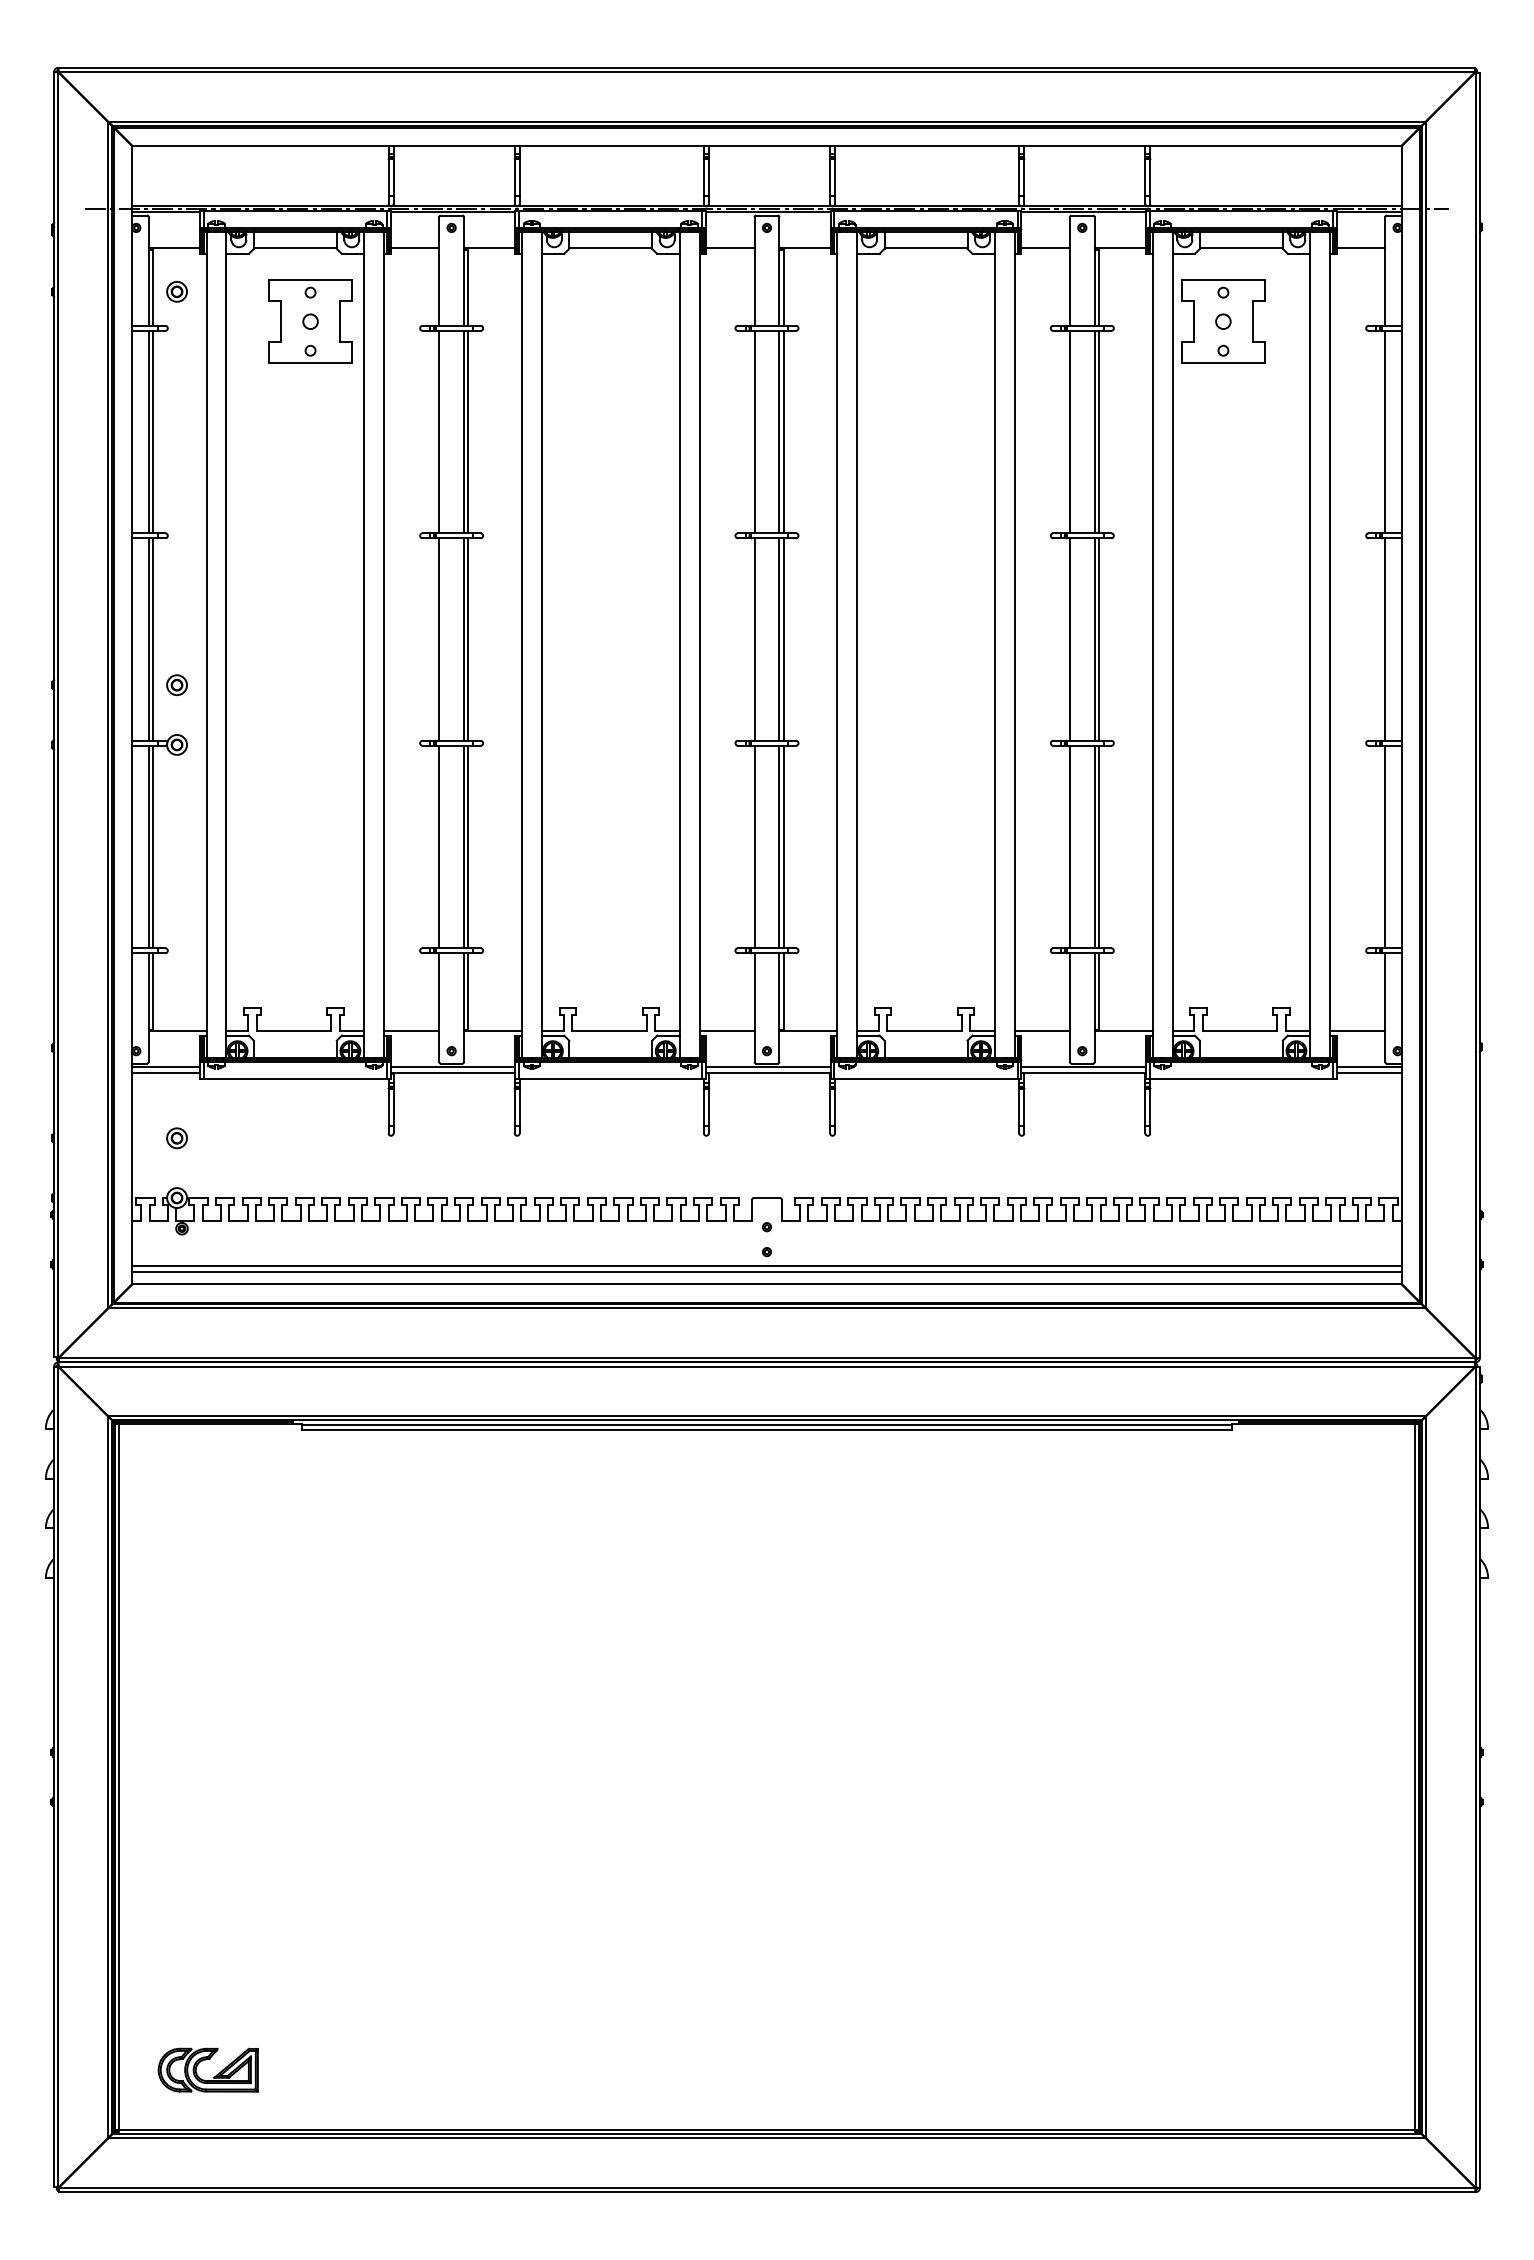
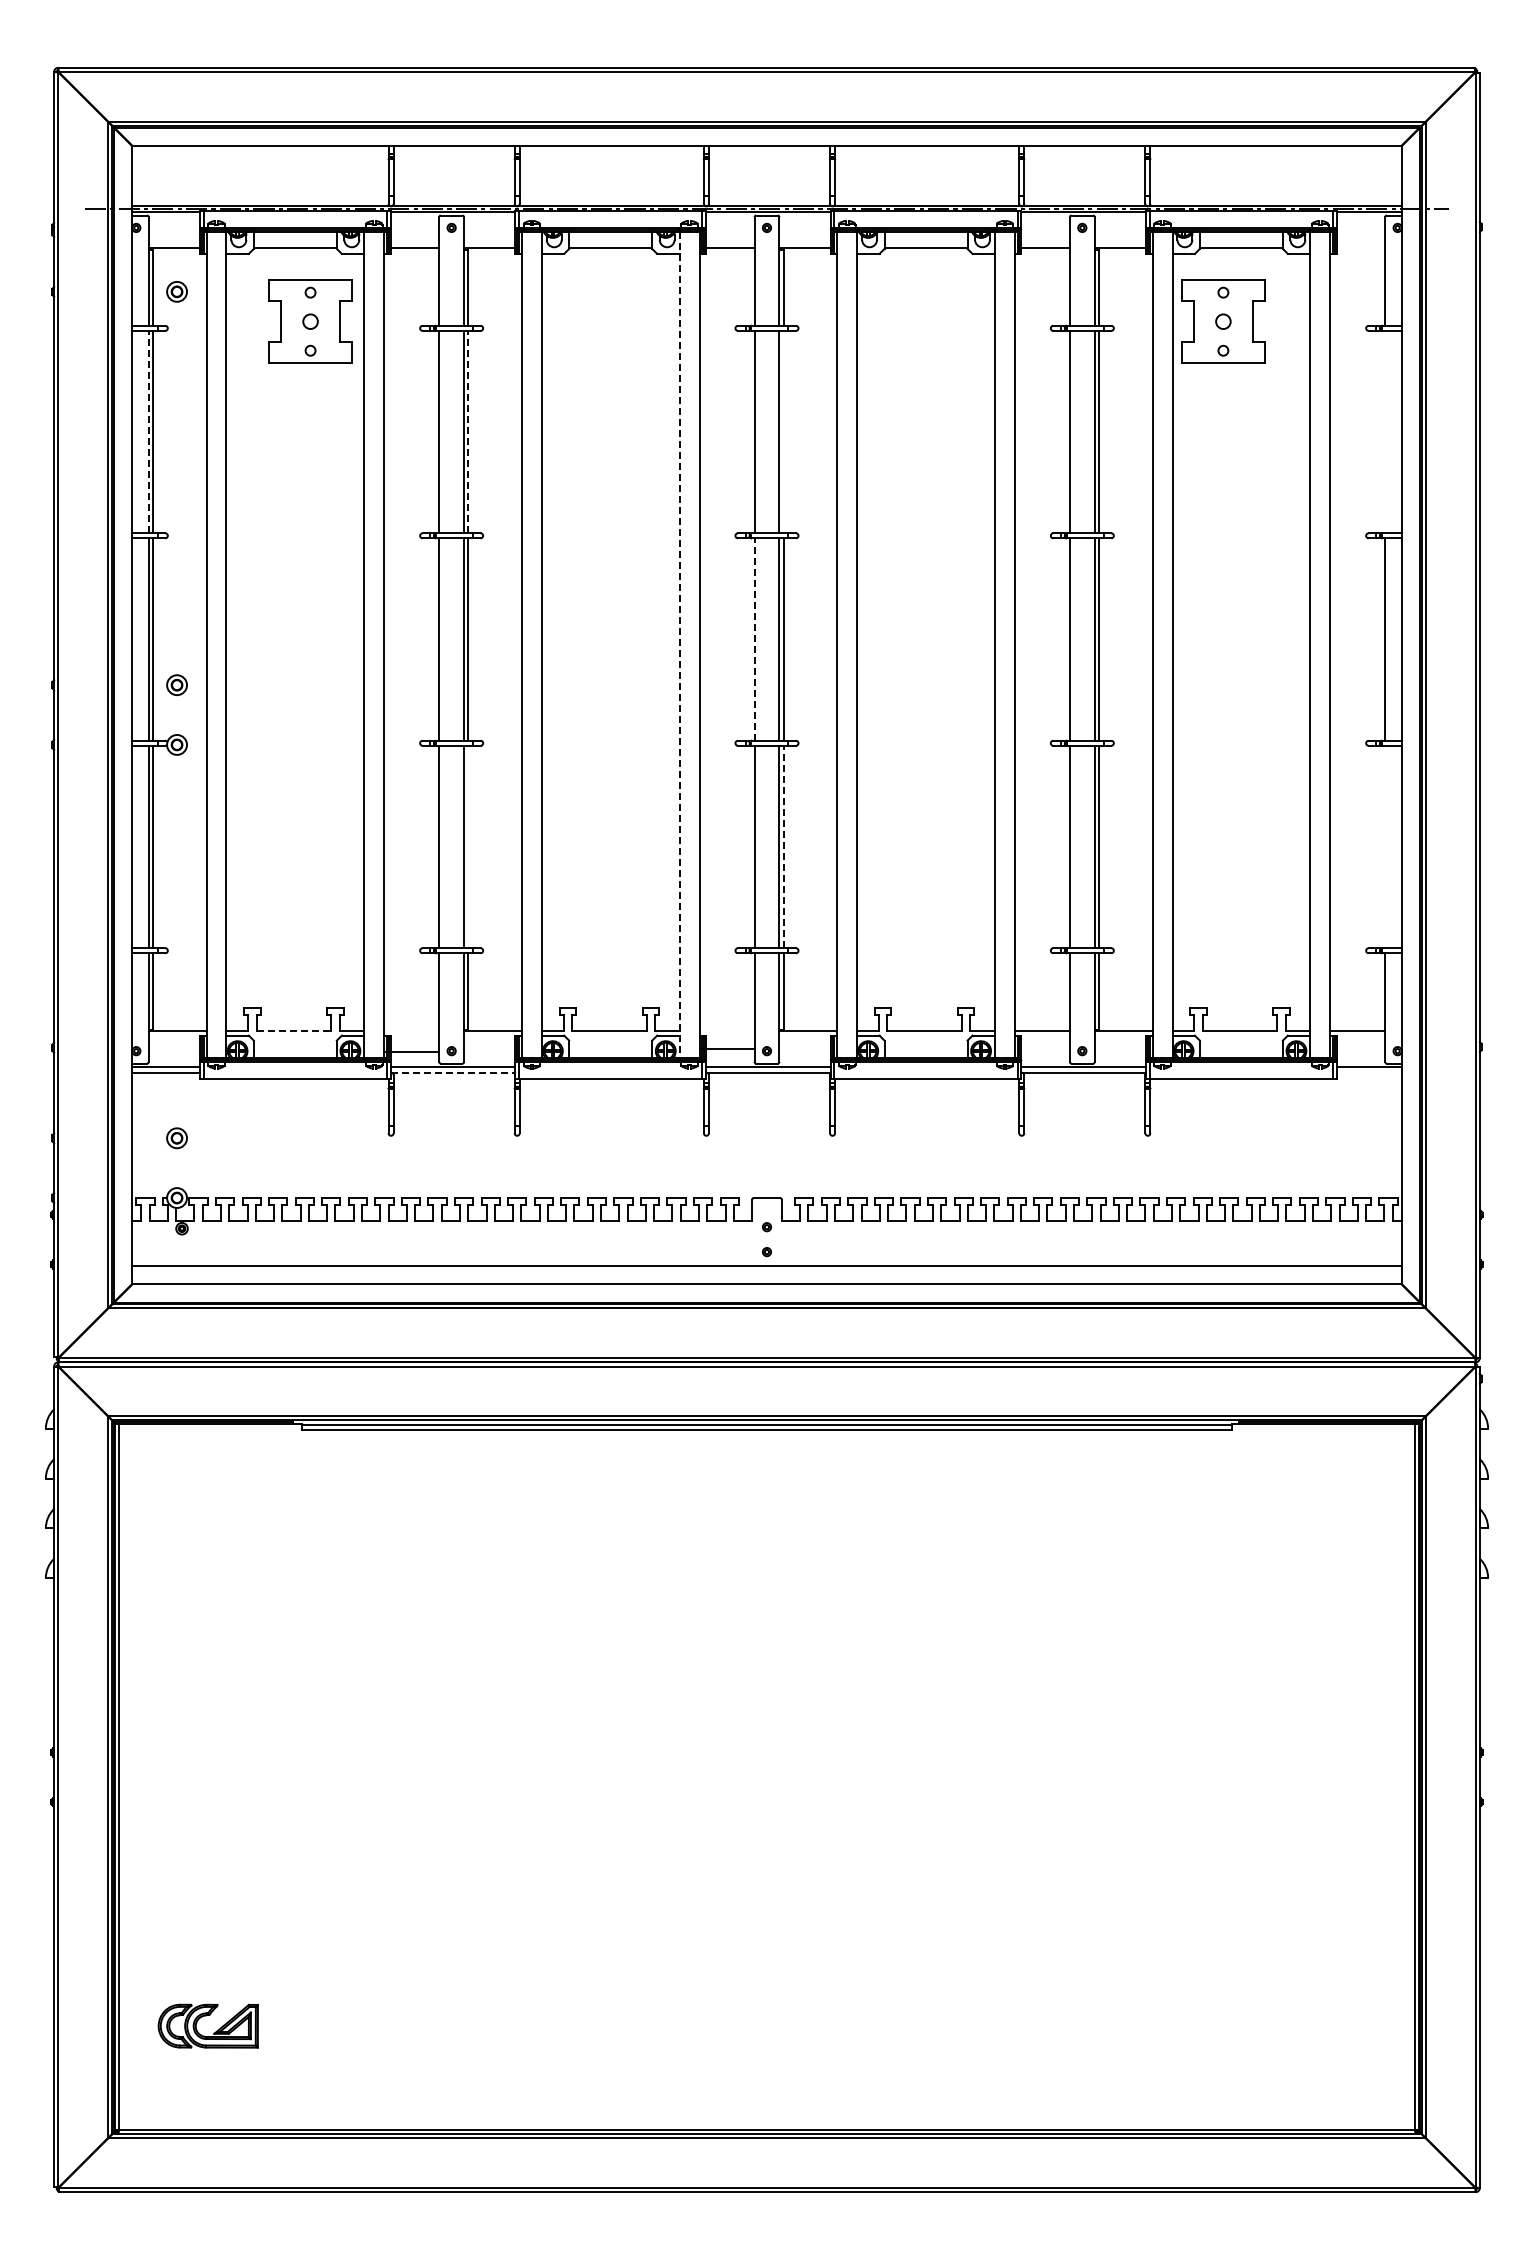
line: present -> none (1360, 247)
line: solid -> dashed (148, 431)
line: solid -> dashed (468, 431)
line: present -> none (783, 431)
line: present -> none (1385, 431)
line: solid -> dashed (754, 639)
line: solid -> dashed (679, 645)
line: present -> none (468, 846)
line: solid -> dashed (783, 846)
line: present -> none (1385, 846)
line: solid -> dashed (294, 1031)
line position: (411, 1031) -> (411, 1052) (411, 1052)
line position: (726, 1031) -> (726, 1049) (726, 1049)
line: solid -> dashed (453, 1072)
line: present -> none (1368, 1072)
line: present -> none (766, 1271)
part position: (206, 2060) -> (206, 2016) (206, 2016)
